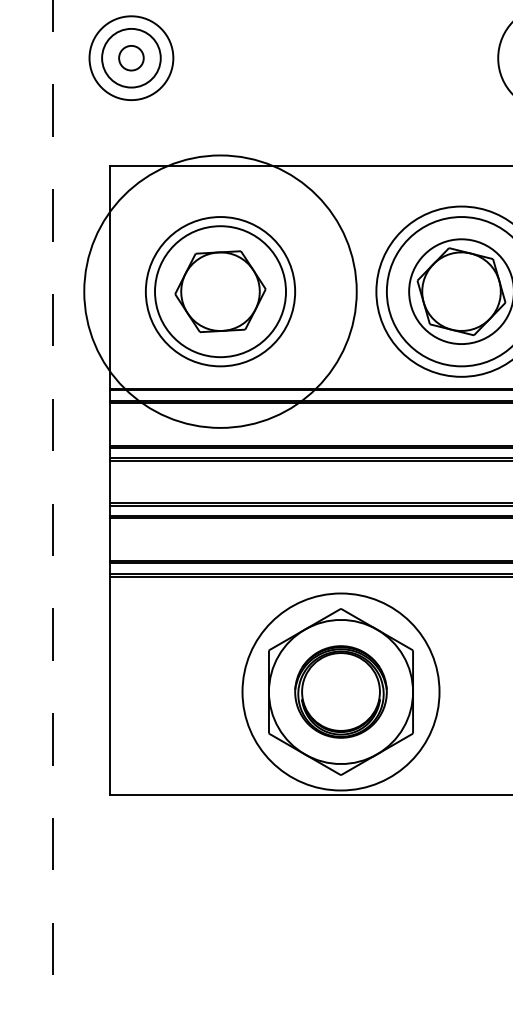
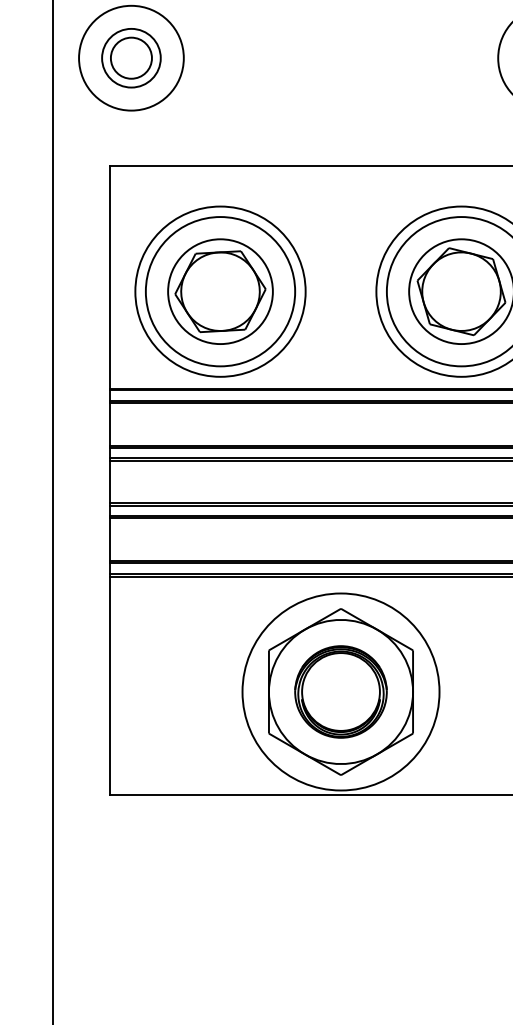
circle diameter: 25 px -> 41 px (130, 57)
circle diameter: 84 px -> 105 px (131, 57)
circle diameter: 131 px -> 105 px (220, 291)
circle diameter: 272 px -> 170 px (220, 291)
line: dashed -> solid (52, 512)
